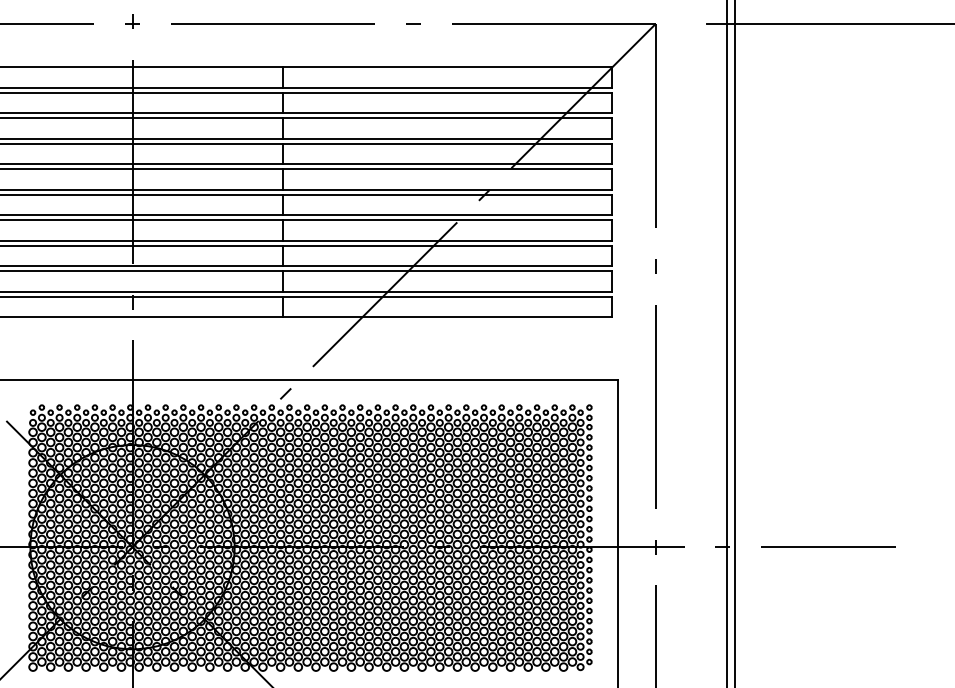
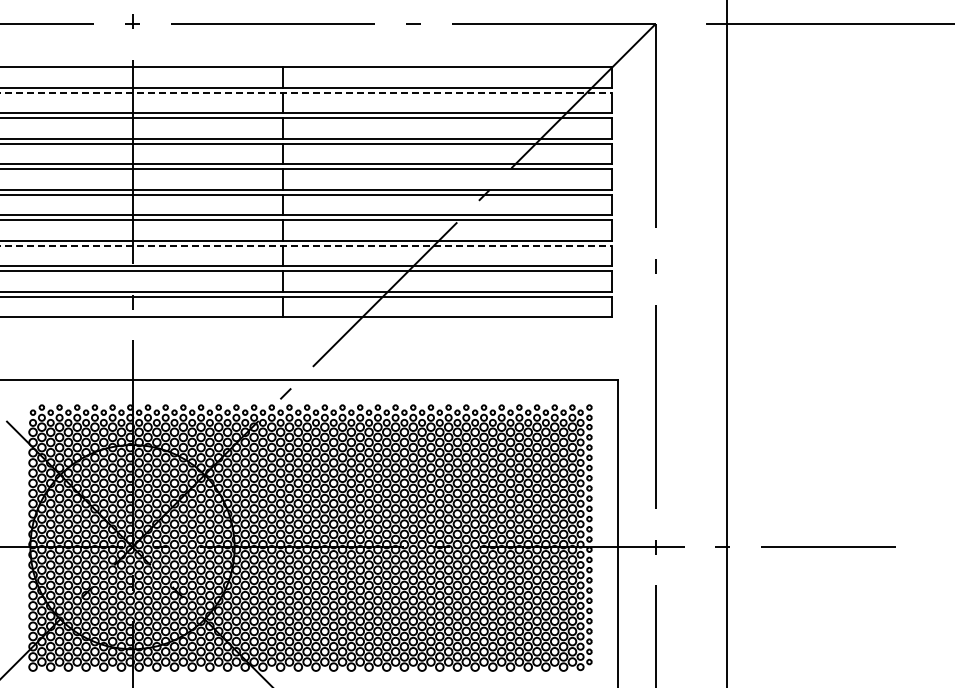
line: solid -> dashed (306, 92)
line: solid -> dashed (306, 245)
line: present -> none (734, 343)
